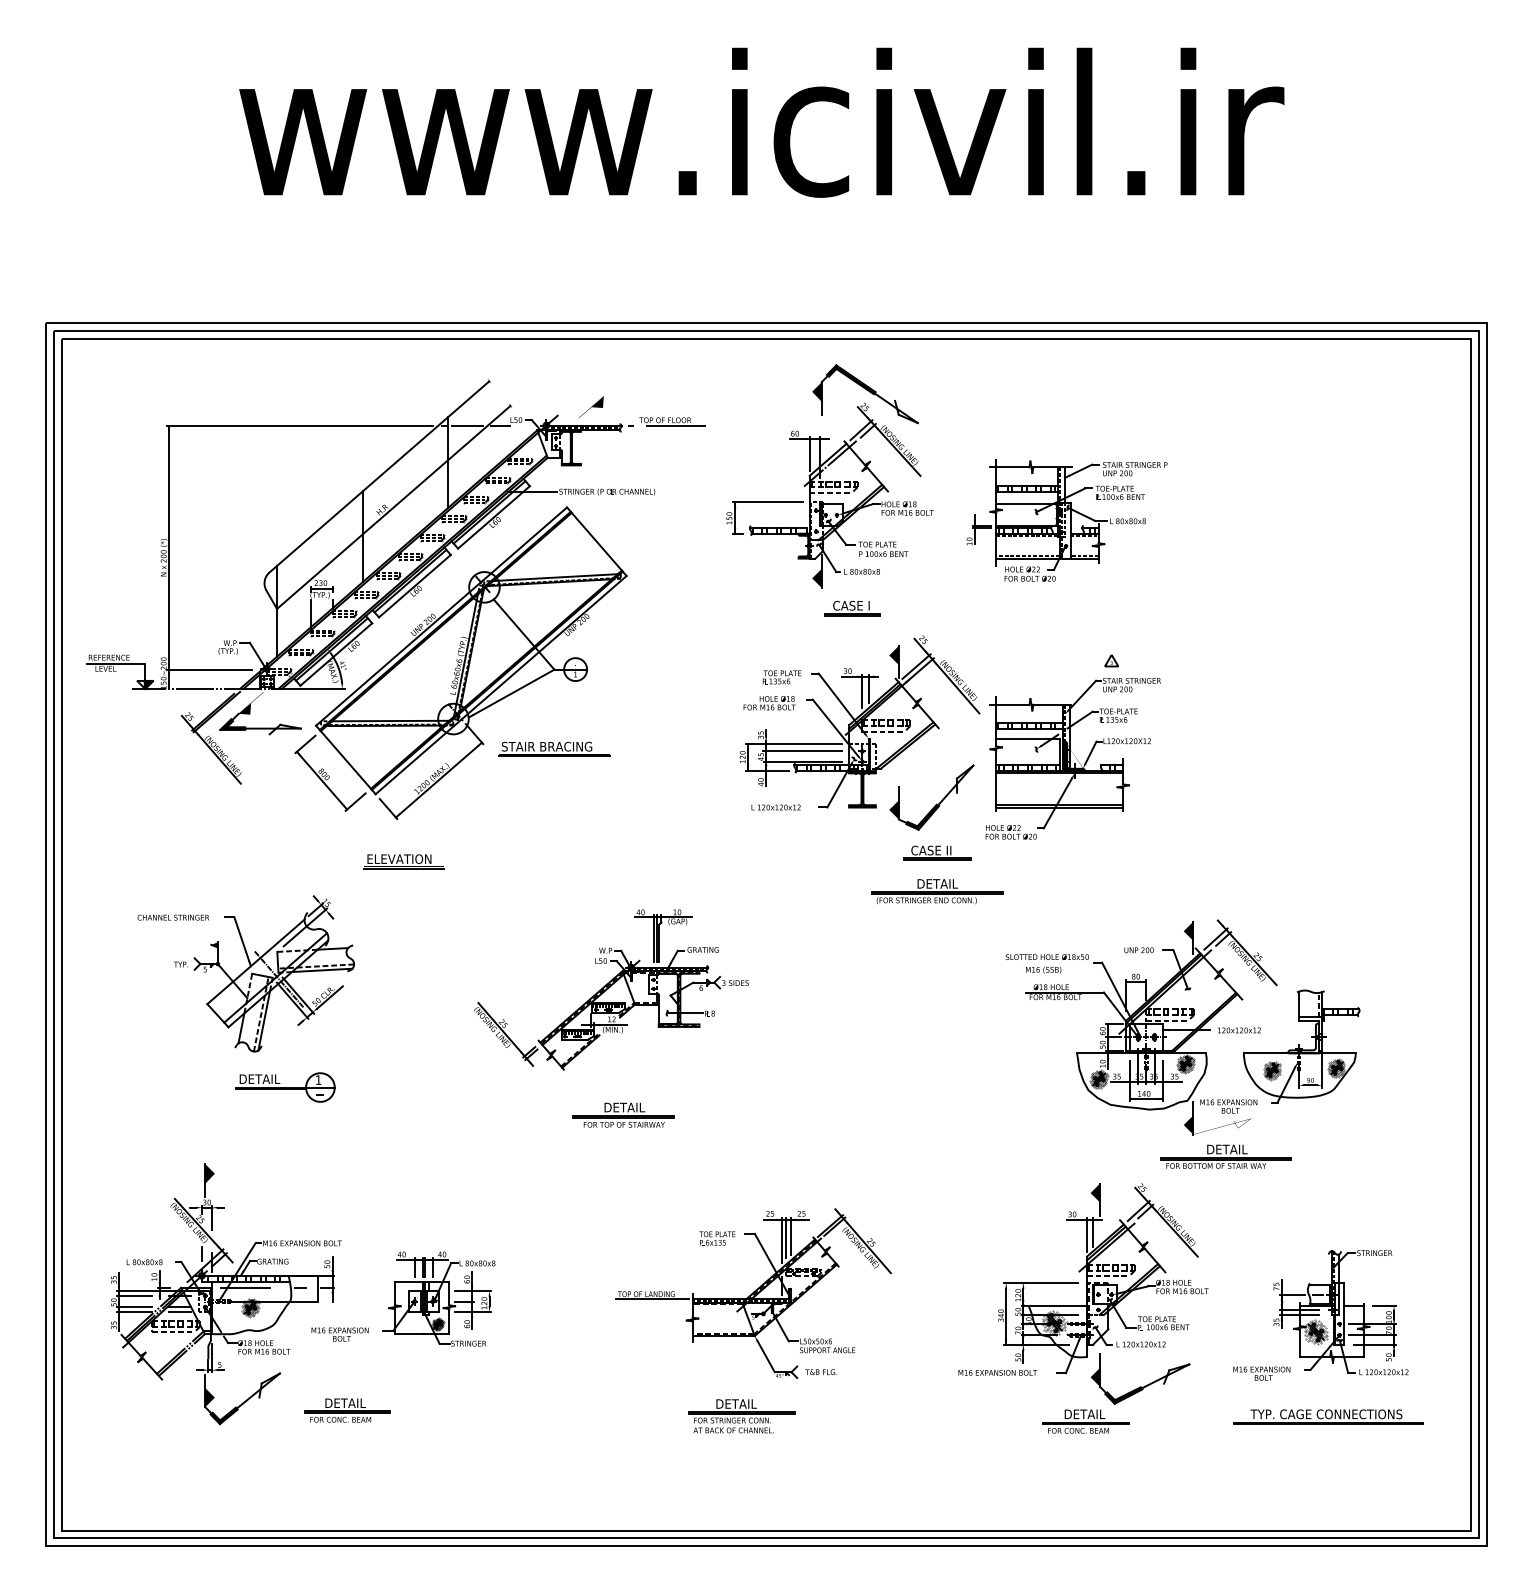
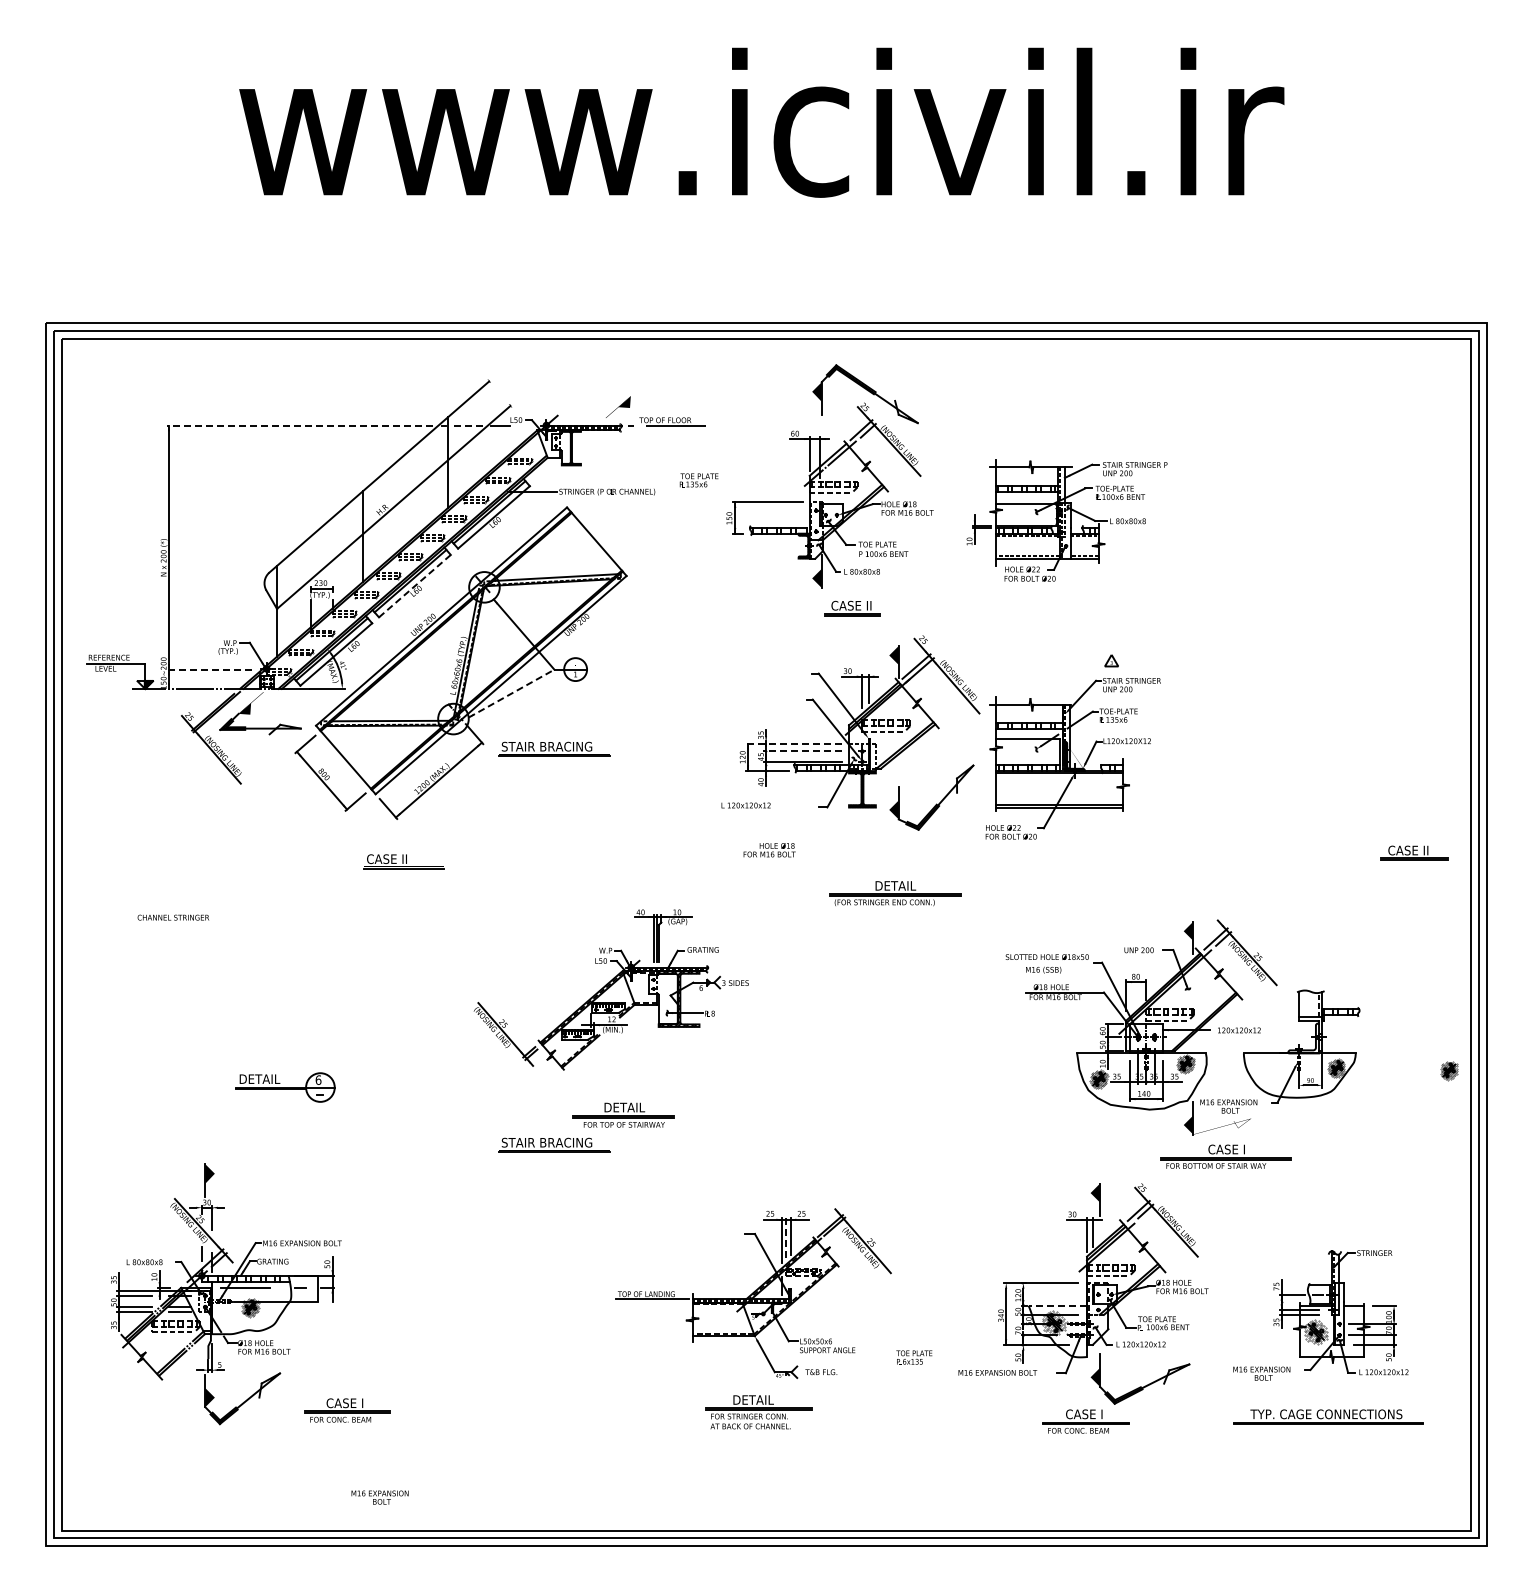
part position: (591, 406) -> (618, 406) (618, 406)
line: solid -> dashed (299, 425)
line: solid -> dashed (467, 425)
line: solid -> dashed (414, 586)
text: CASE I -> CASE II (851, 605)
line: solid -> dashed (209, 669)
text position: (781, 677) -> (698, 480) (698, 480)
line: solid -> dashed (512, 693)
text position: (769, 703) -> (769, 850) (769, 850)
line: solid -> dashed (794, 743)
line: solid -> dashed (802, 751)
text position: (775, 807) -> (745, 805) (745, 805)
part position: (937, 852) -> (1414, 852) (1414, 852)
text: ELEVATION -> CASE II (399, 859)
part position: (937, 891) -> (895, 893) (895, 893)
part: present -> none (264, 973)
part position: (1272, 1071) -> (1449, 1071) (1449, 1071)
text: 1 -> 6 (318, 1079)
part: none -> present (554, 1144)
text: DETAIL -> CASE I (1227, 1149)
line: solid -> dashed (786, 1237)
text position: (717, 1238) -> (914, 1357) (914, 1357)
part: present -> none (438, 1298)
line: solid -> dashed (1057, 1305)
text position: (339, 1334) -> (379, 1497) (379, 1497)
text: DETAIL -> CASE I (345, 1403)
text: DETAIL -> CASE I (1084, 1414)
part position: (741, 1416) -> (758, 1412) (758, 1412)
